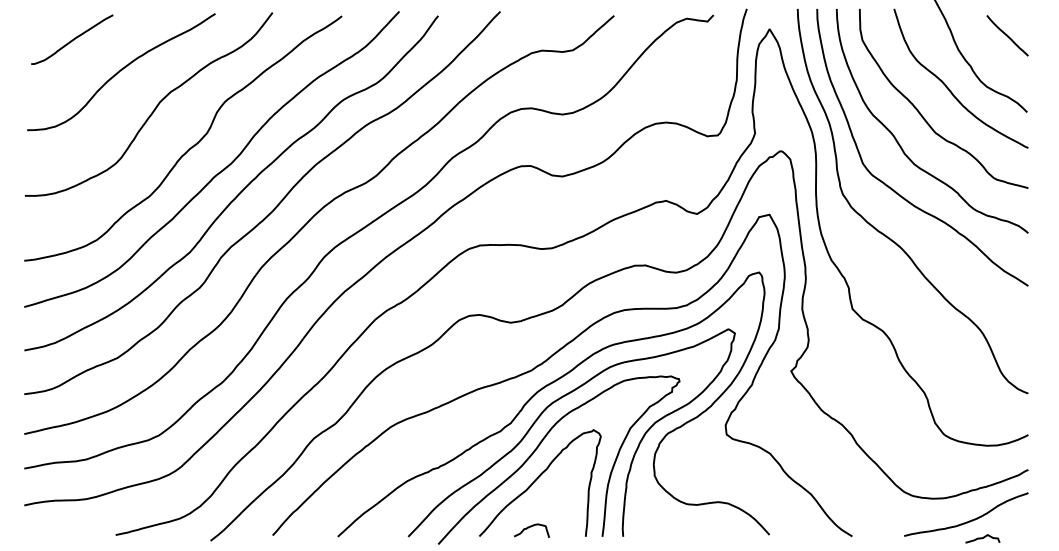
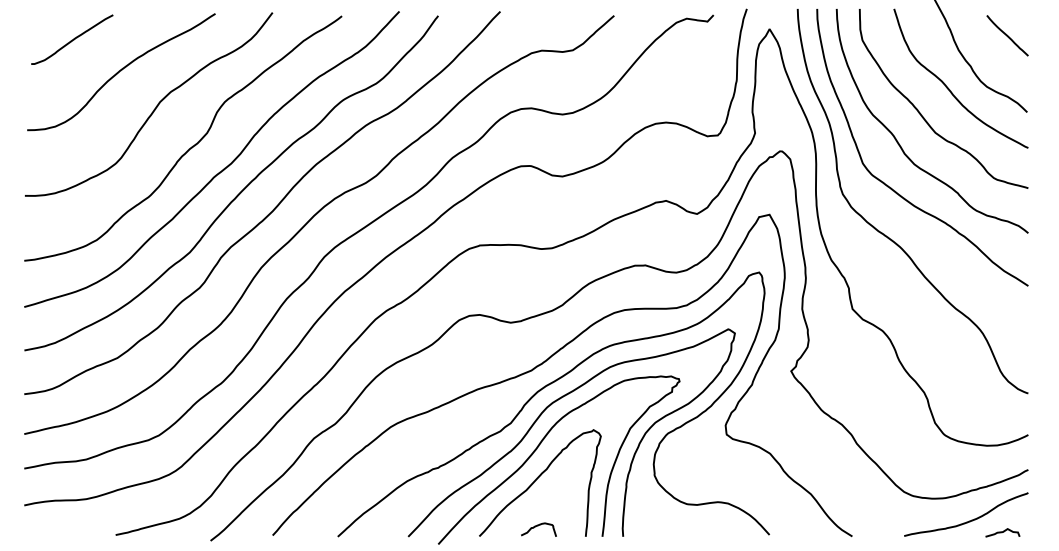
curve position: (531, 527) -> (538, 526) (538, 526)
curve position: (982, 538) -> (1002, 532) (1002, 532)
